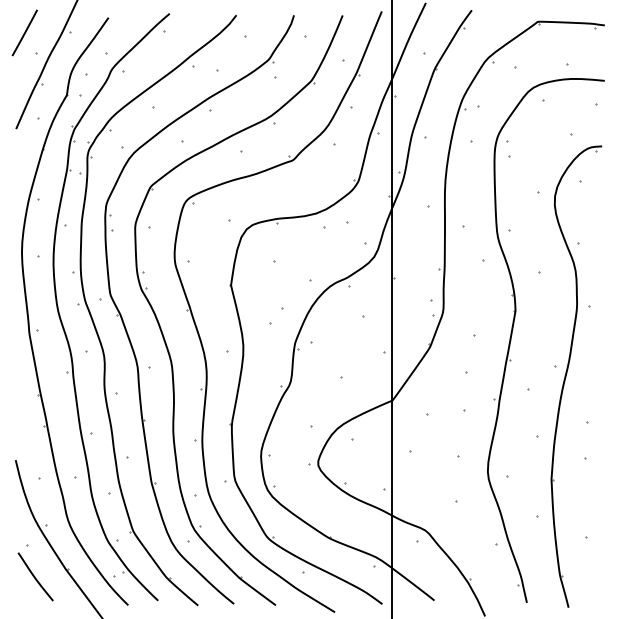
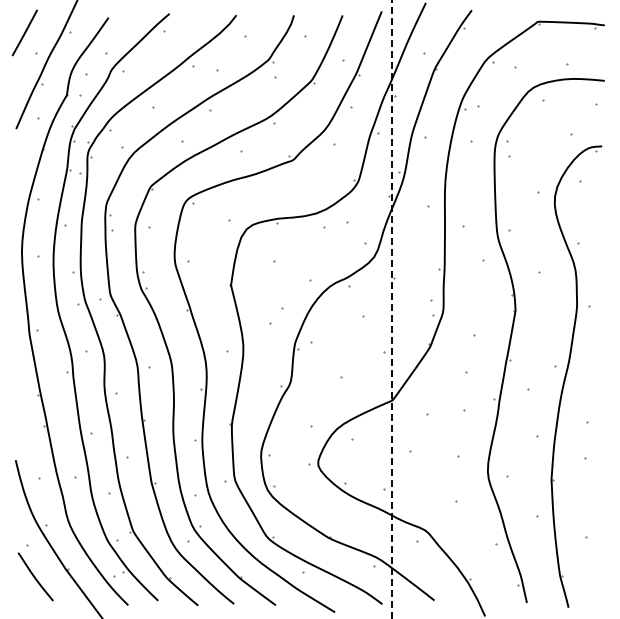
line: solid -> dashed (391, 309)
